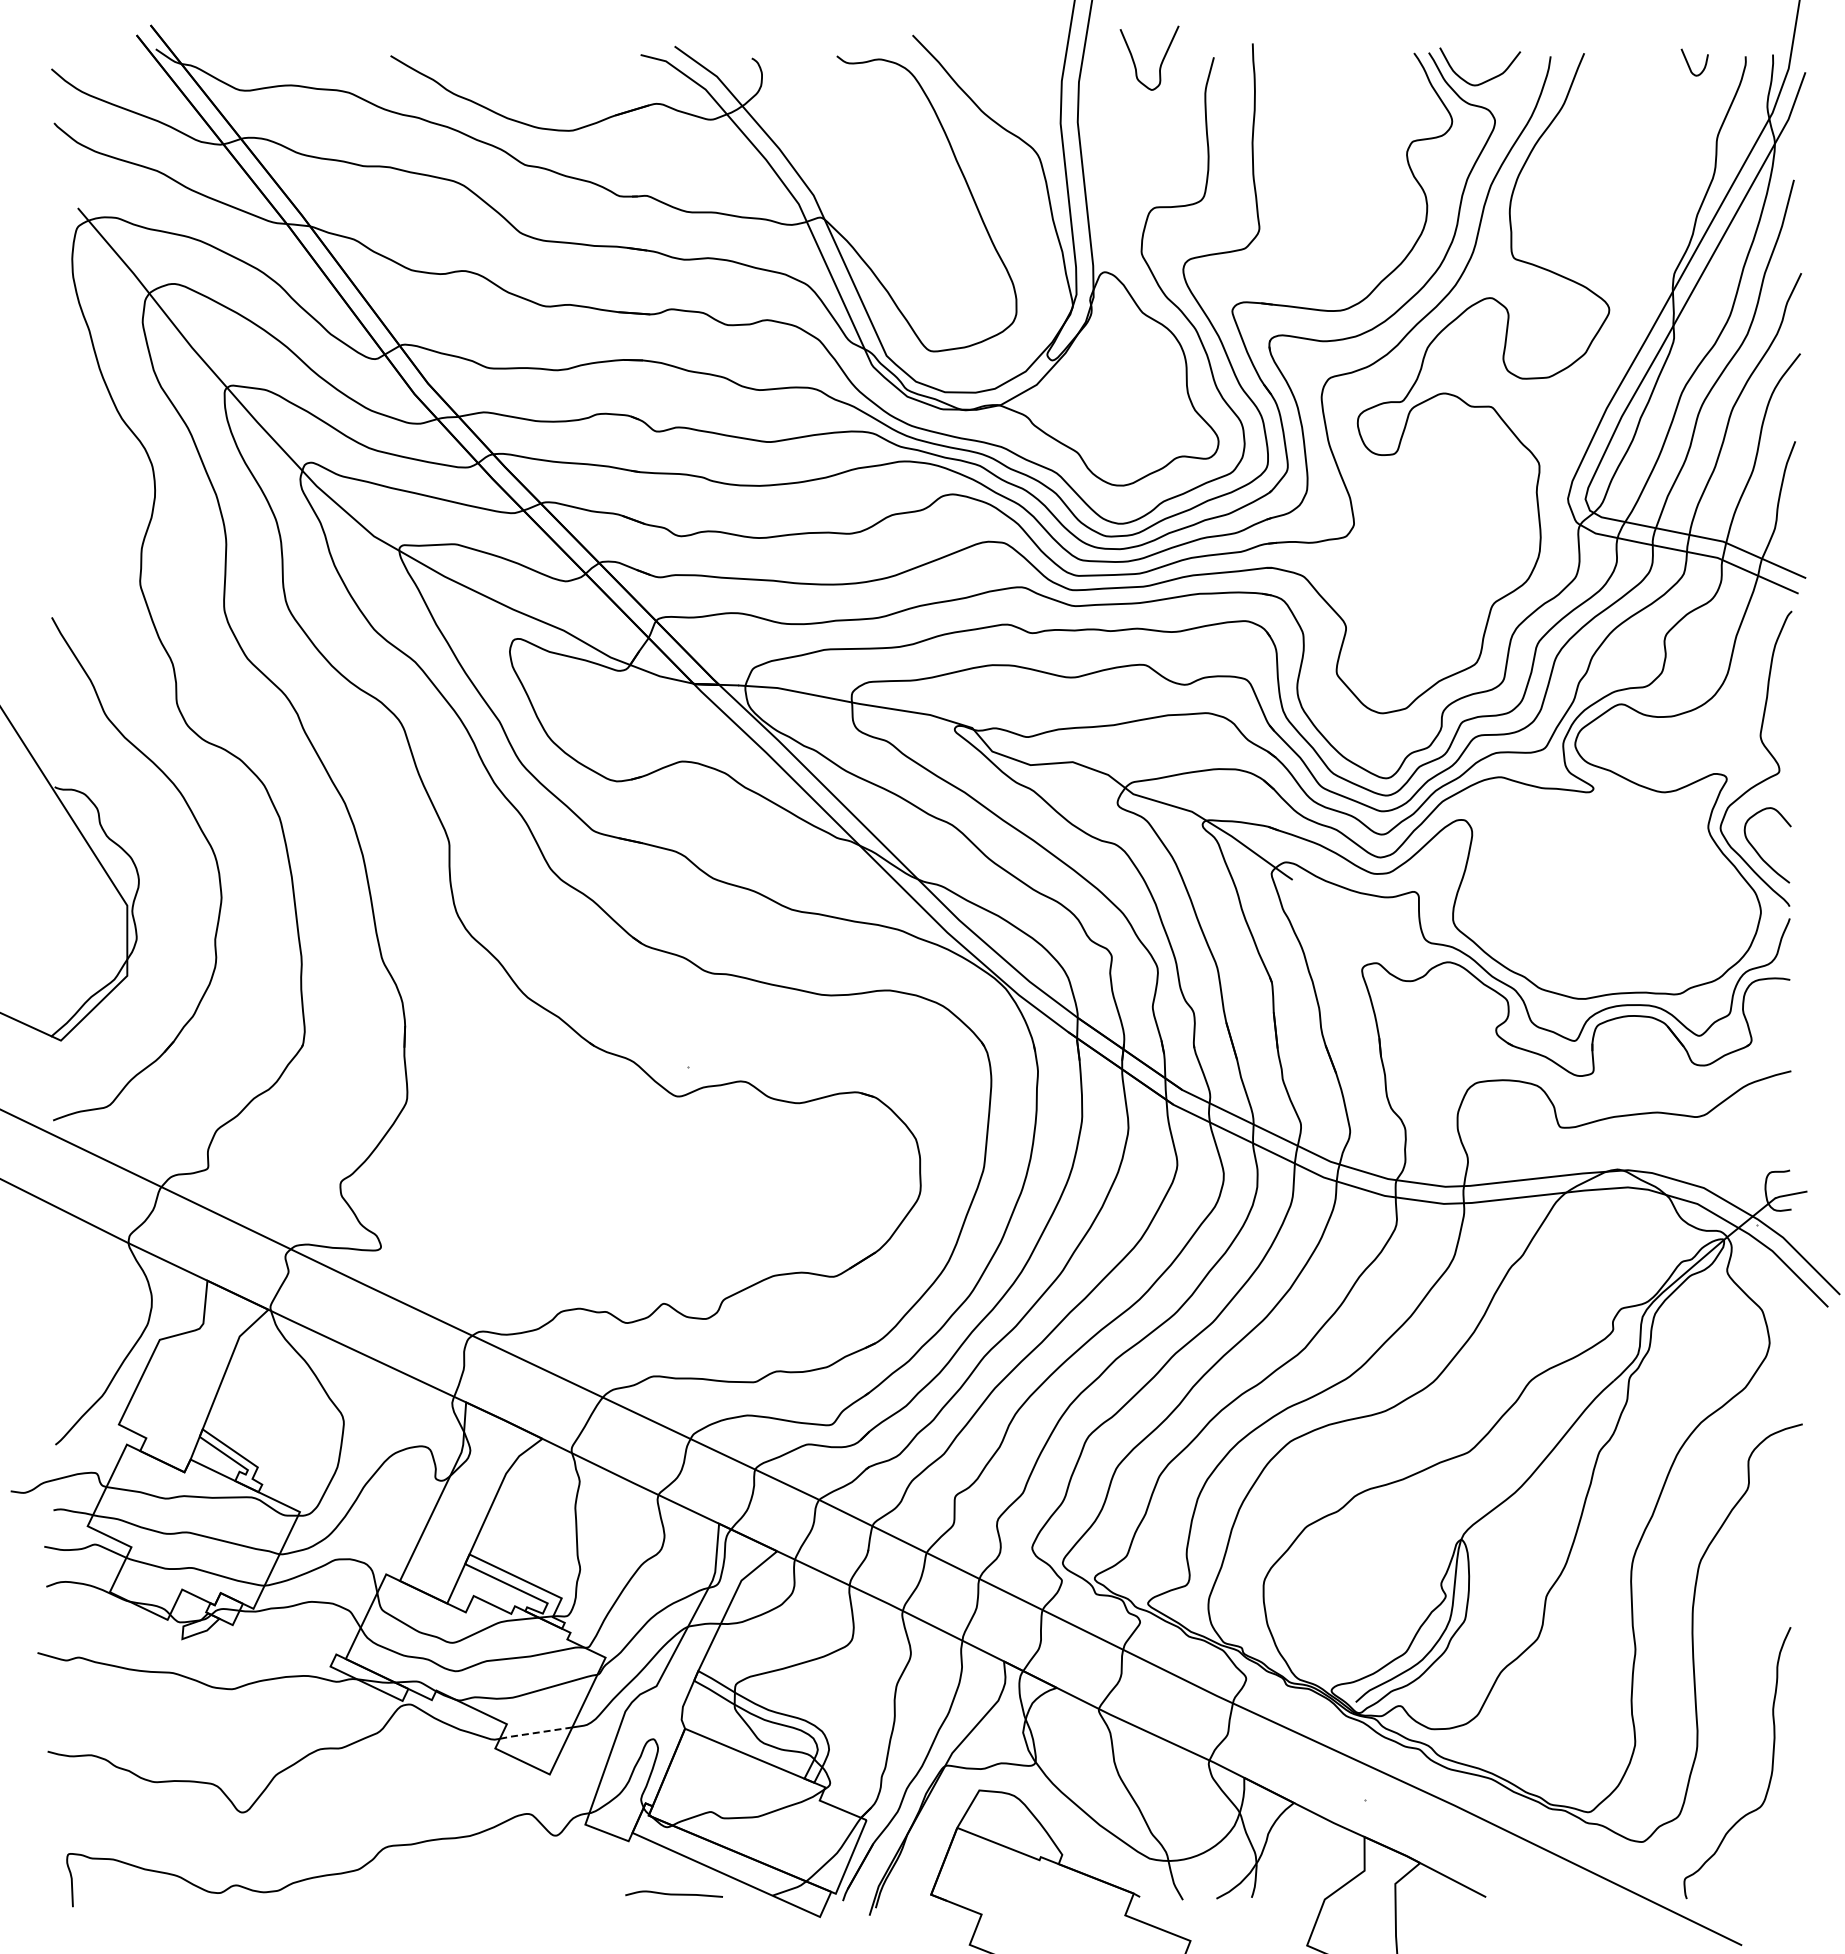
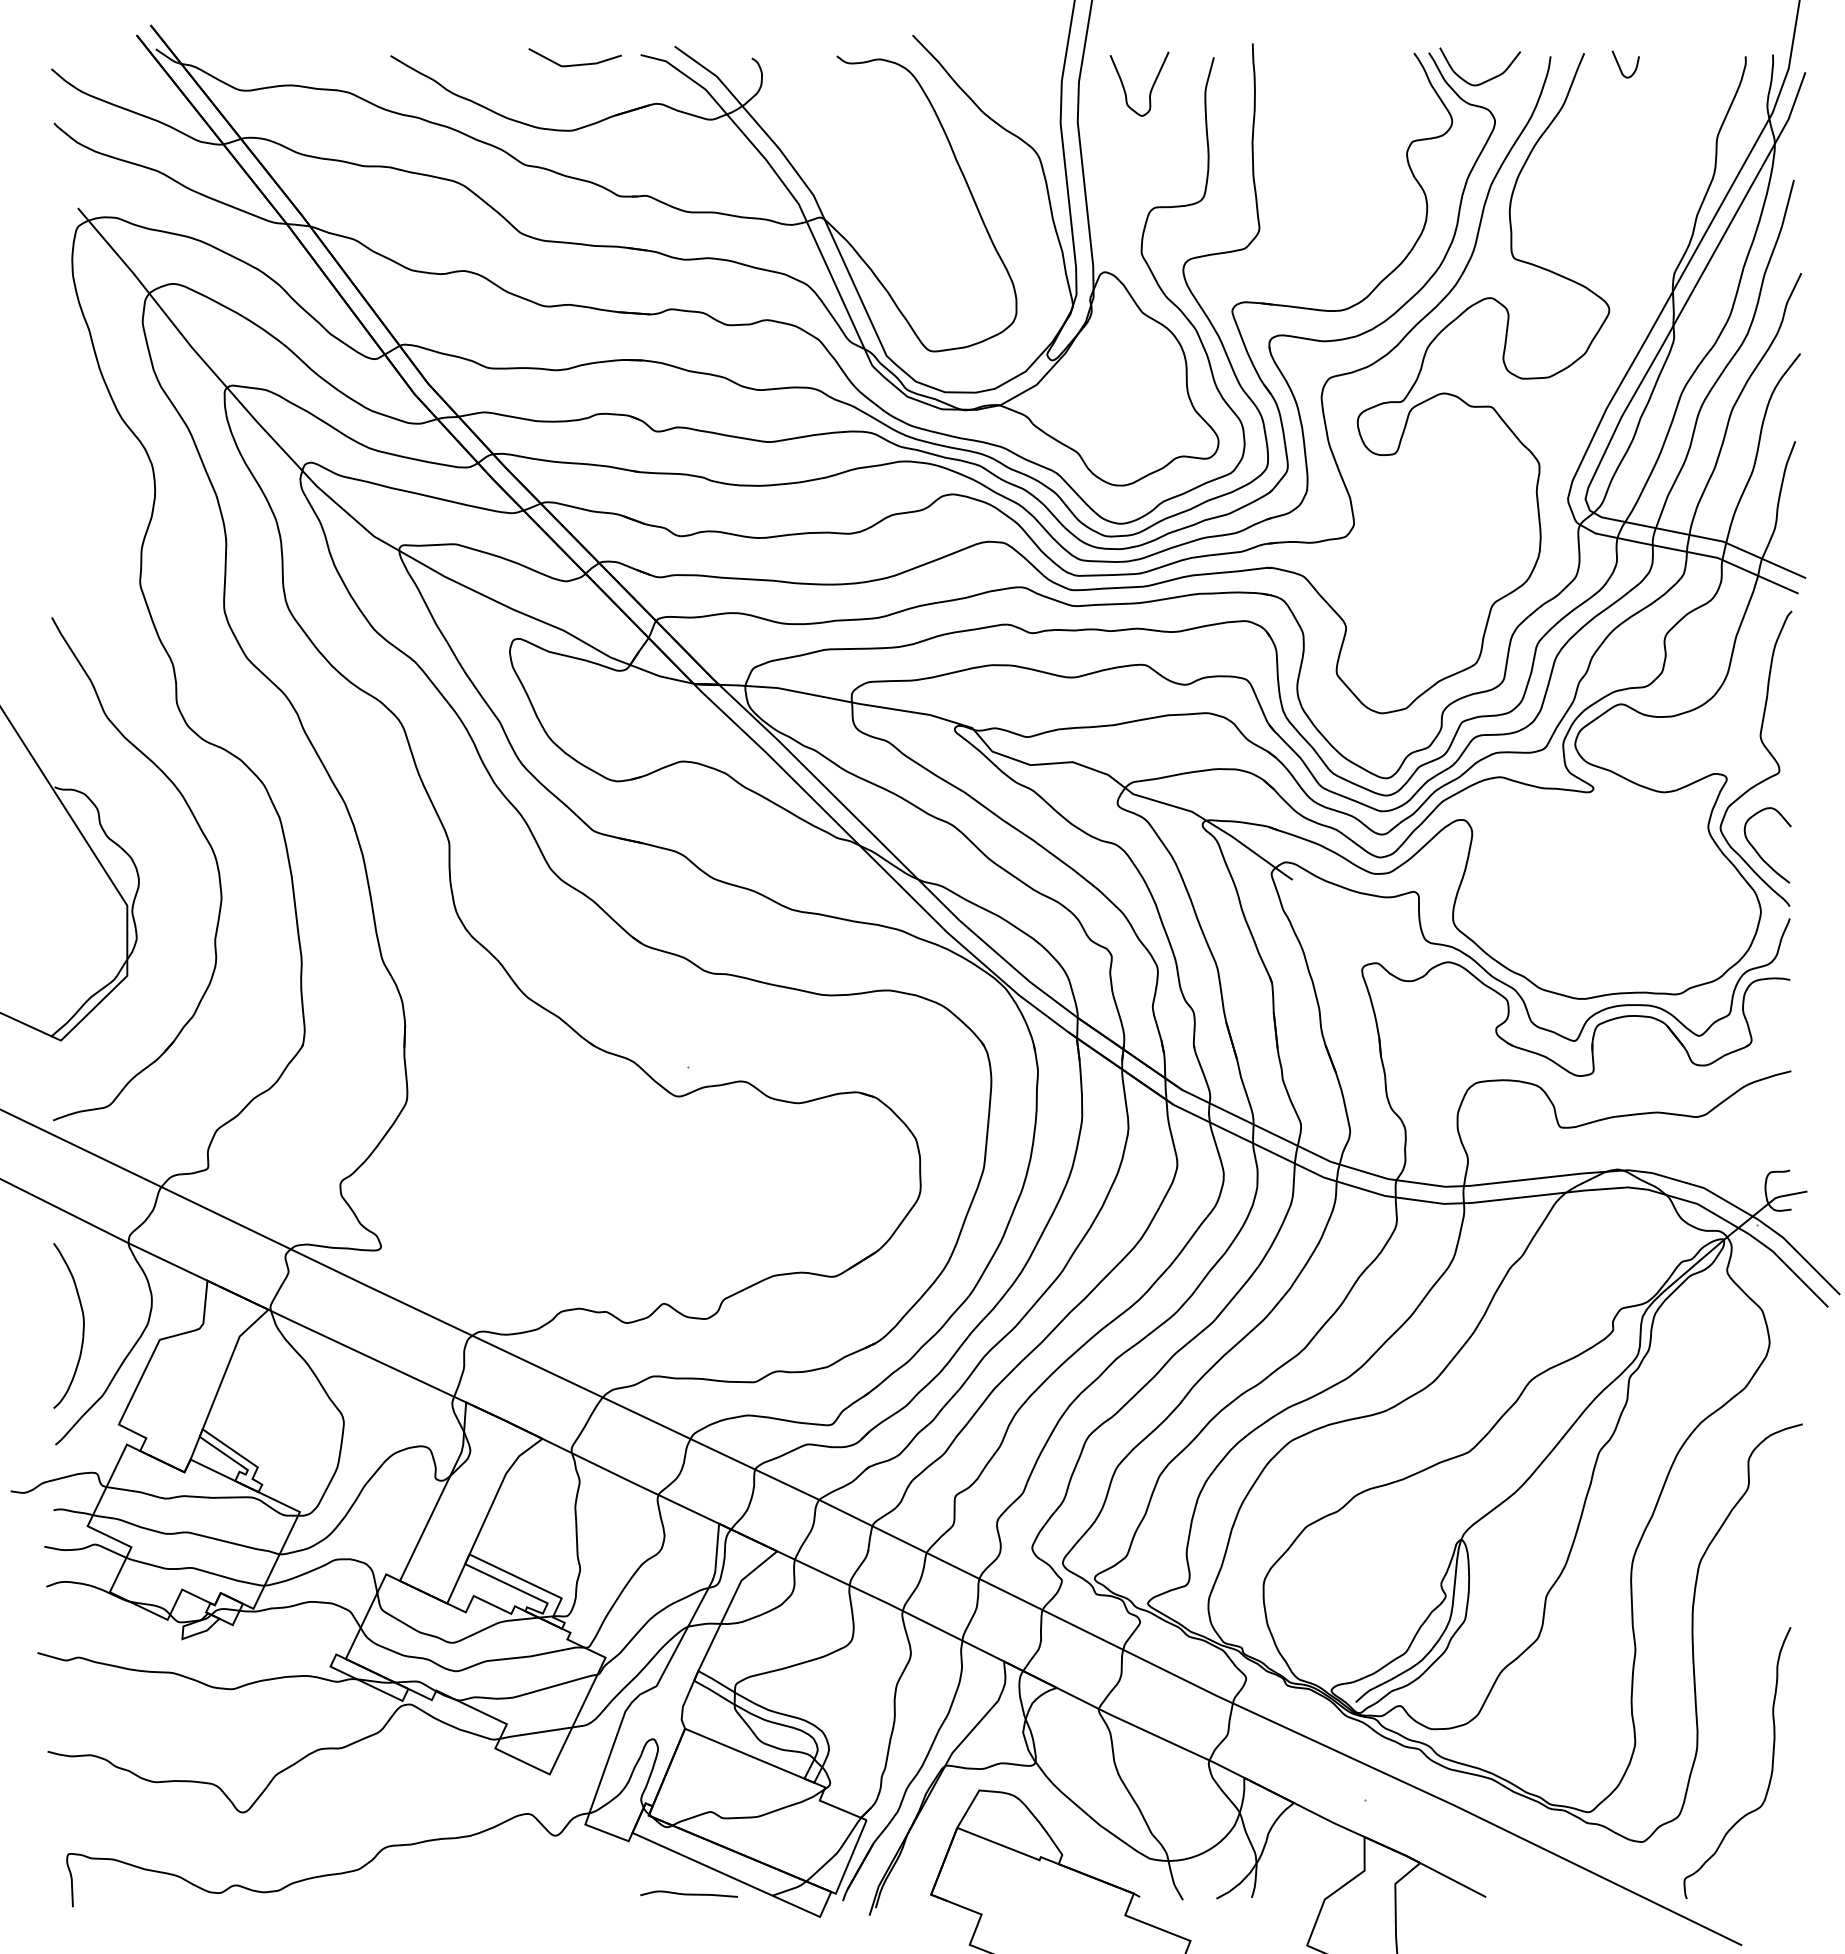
curve position: (1160, 63) -> (1150, 89) (1150, 89)
line: none -> present (574, 64)
curve position: (1689, 64) -> (1620, 66) (1620, 66)
curve: none -> present (82, 1327)
line: dashed -> solid (535, 1733)
curve position: (673, 1893) -> (688, 1893) (688, 1893)
